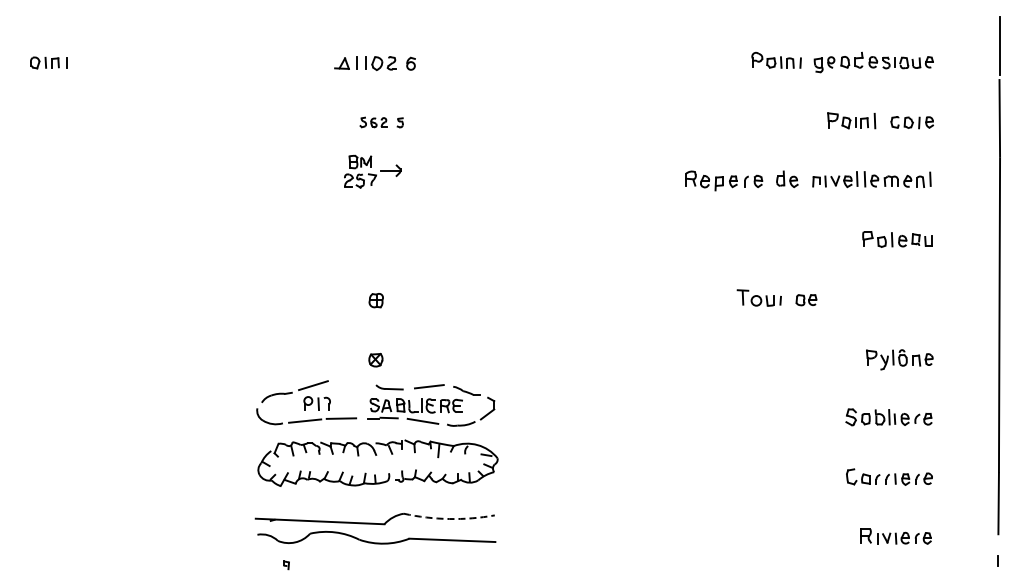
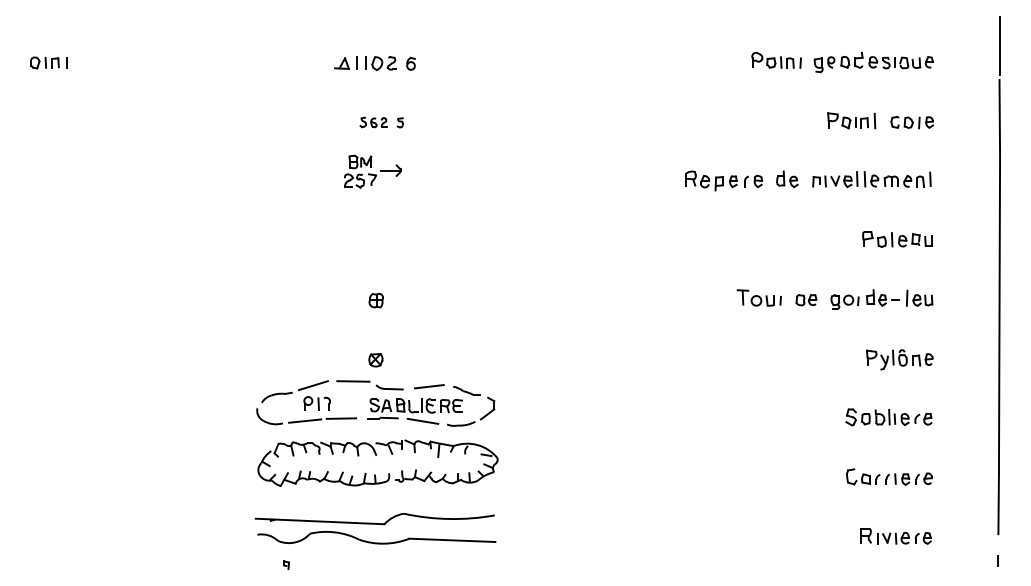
part: none -> present (881, 299)
line: none -> present (353, 381)
arc: dashed -> solid (449, 519)
